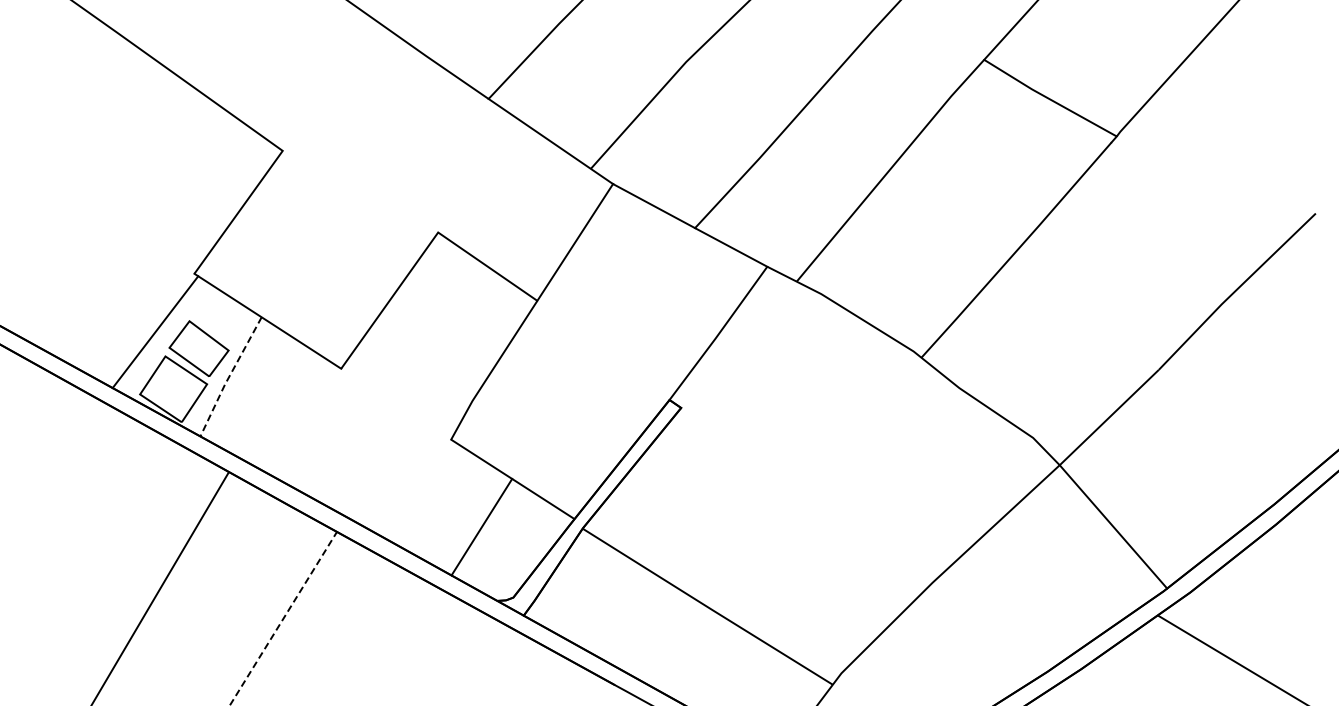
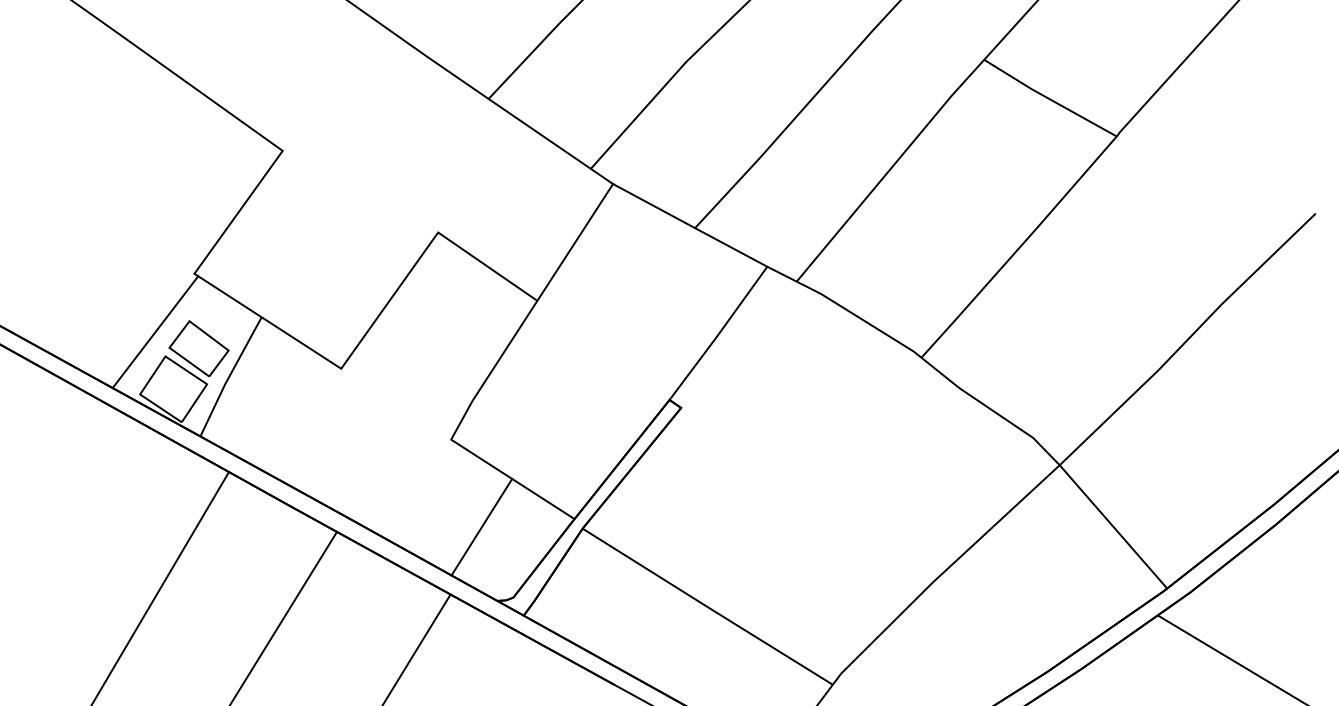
line: dashed -> solid (229, 376)
line: dashed -> solid (283, 618)
line: none -> present (417, 648)
